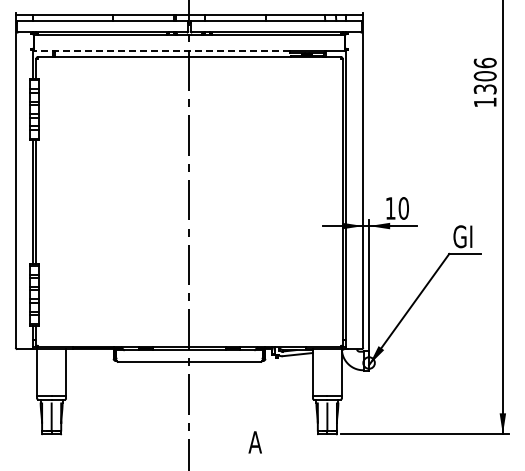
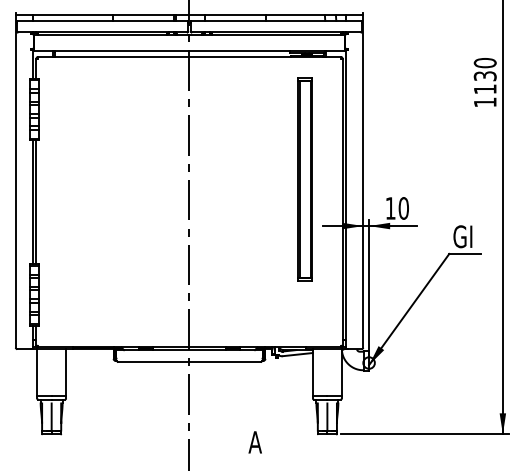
line: dashed -> solid (162, 51)
text: 1306 -> 1130 (484, 75)
part: none -> present (304, 179)
